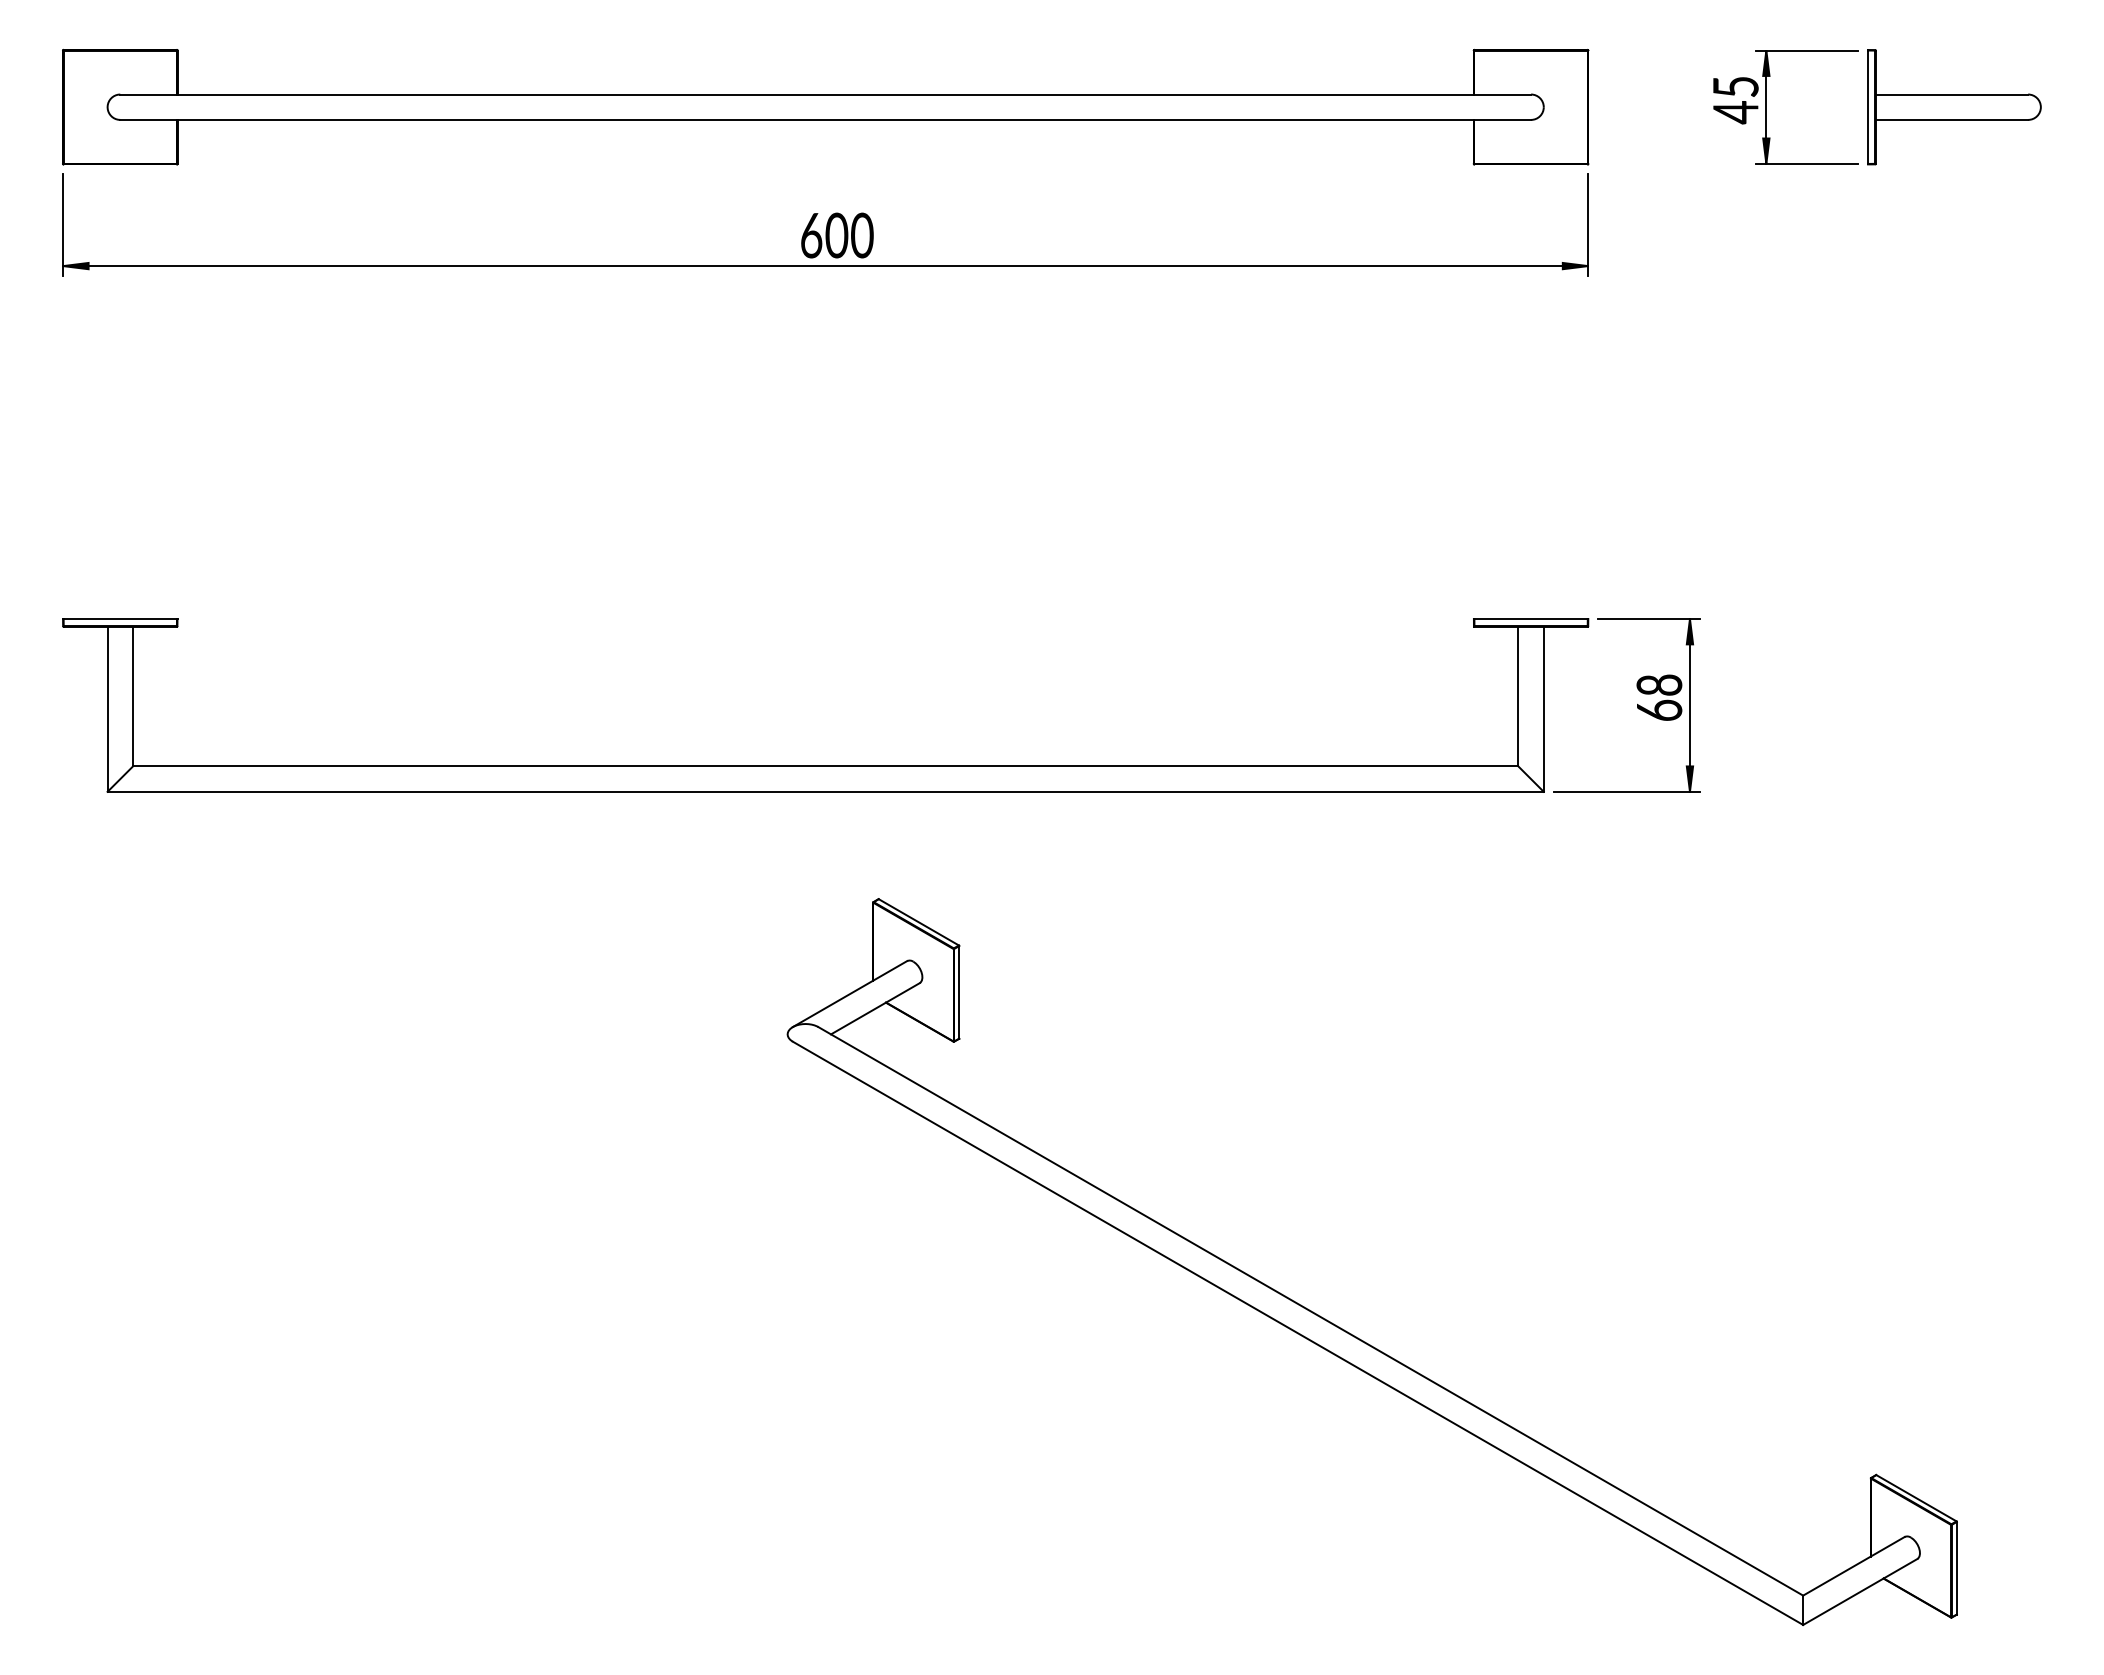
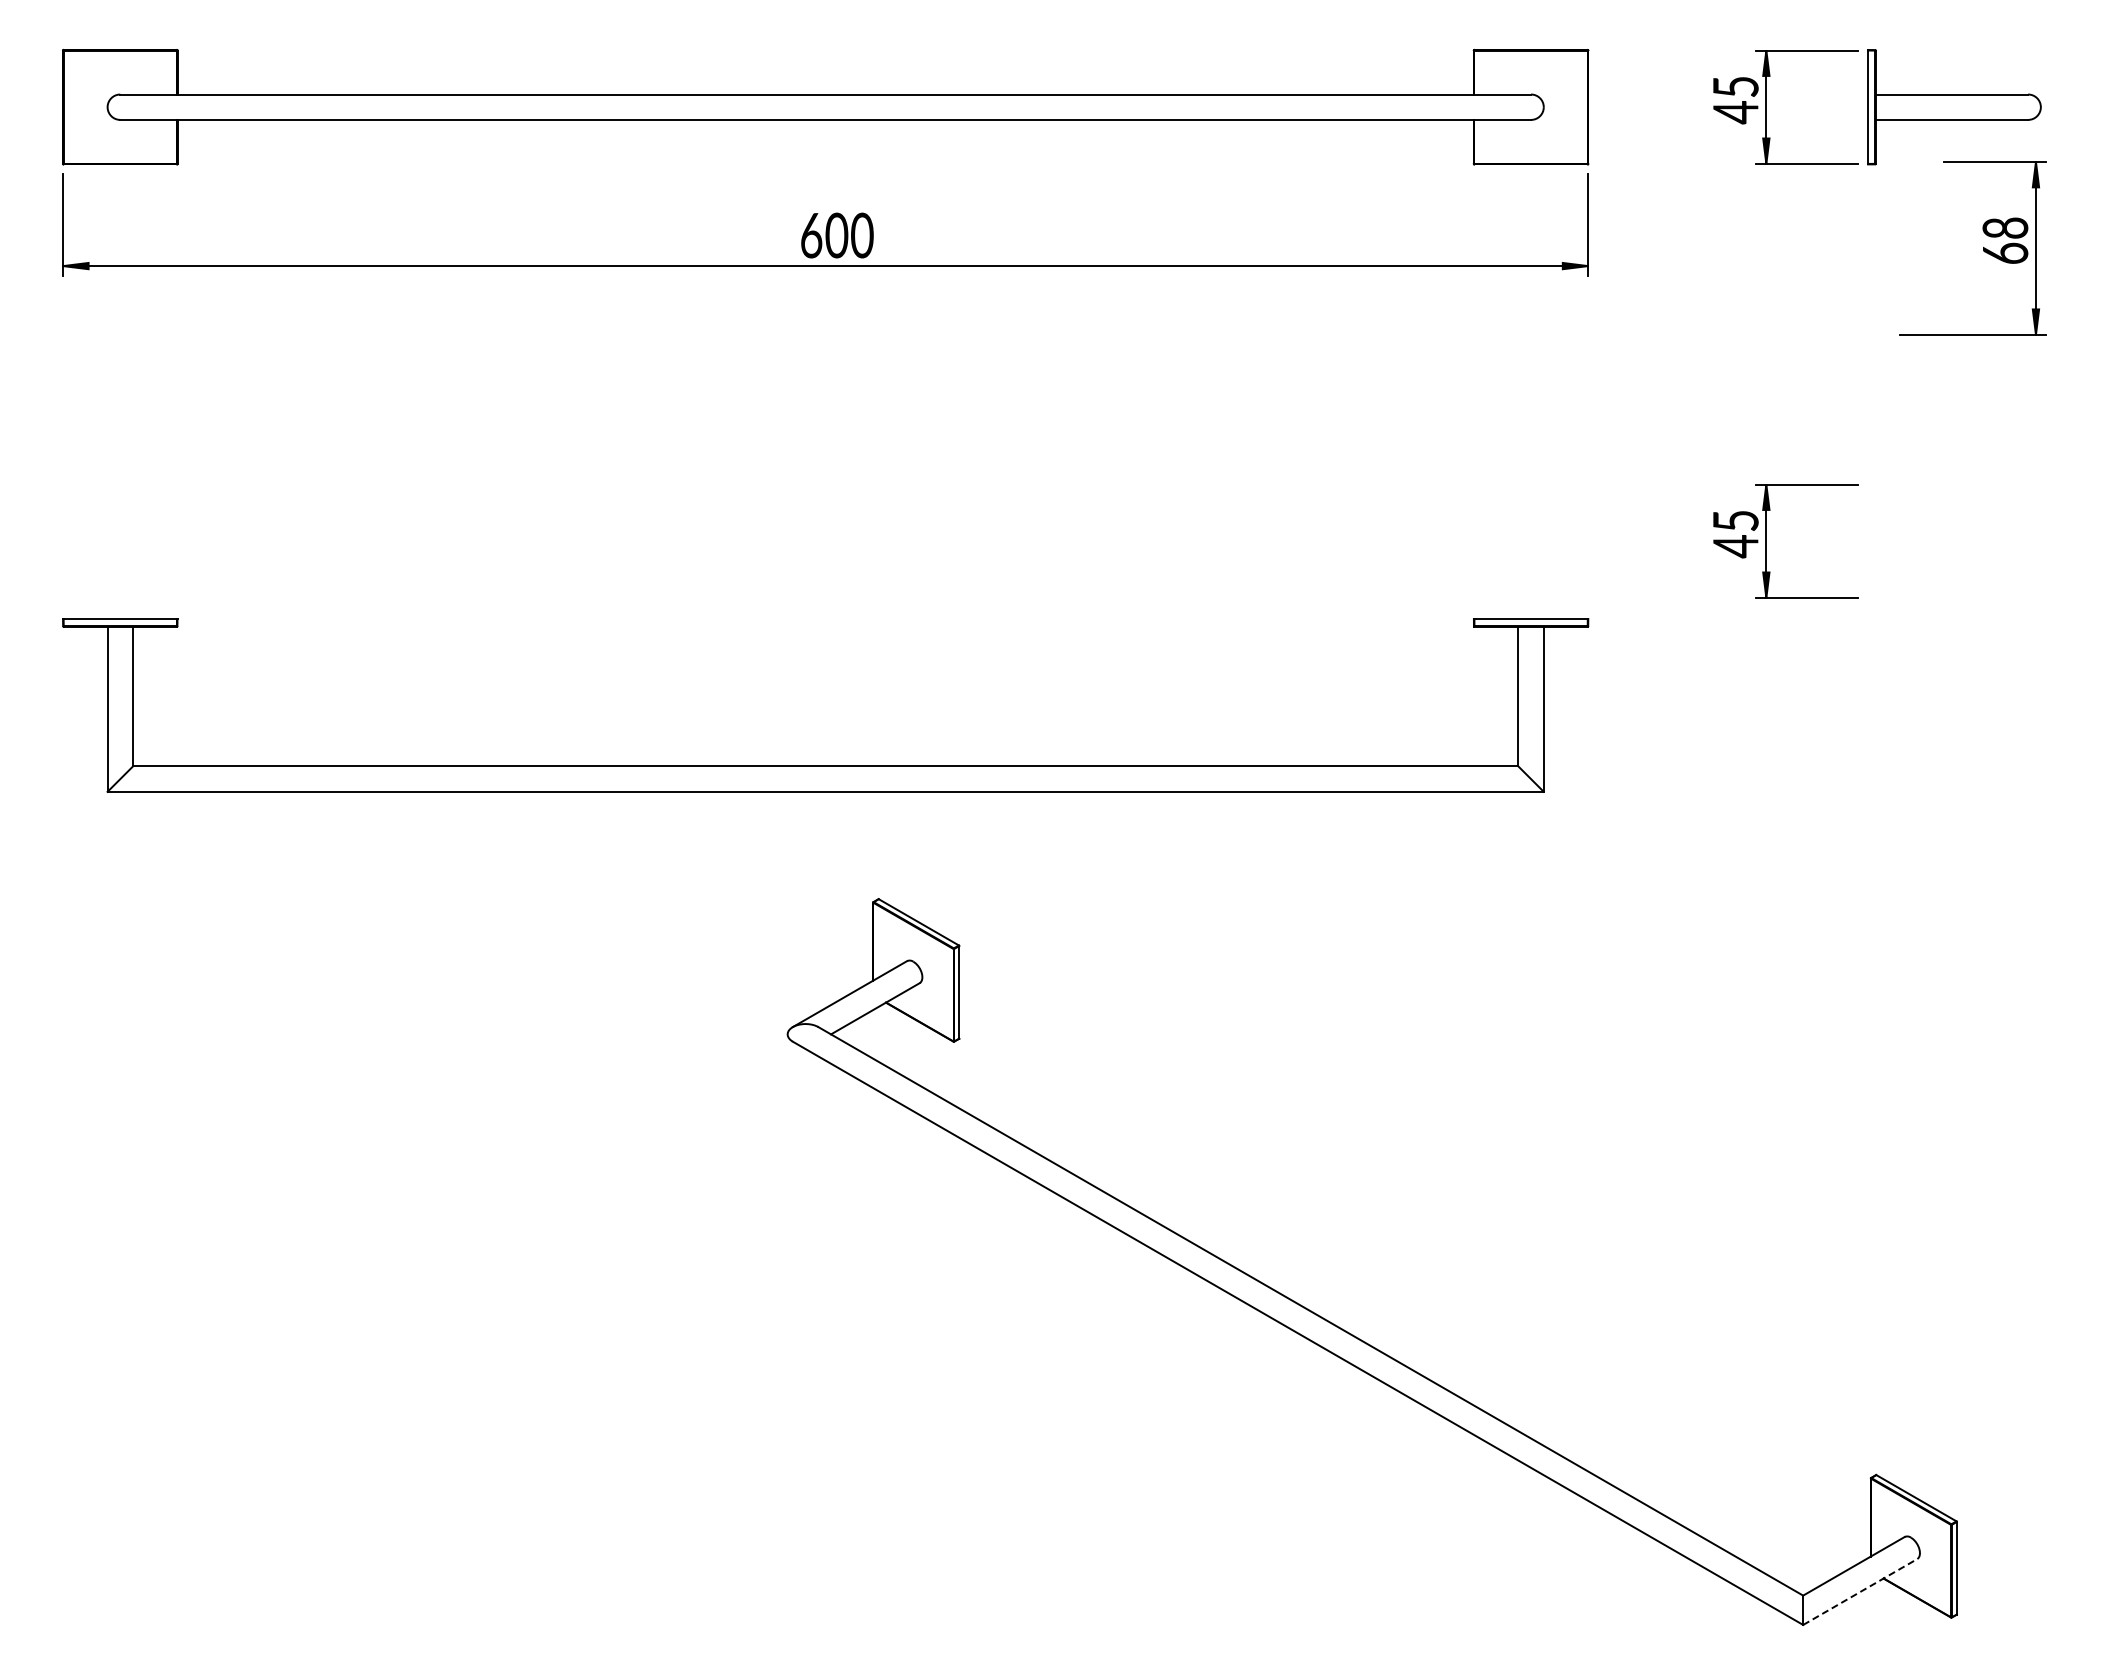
part: none -> present (1766, 541)
part position: (1637, 705) -> (1983, 248) (1983, 248)
line: solid -> dashed (1860, 1591)
